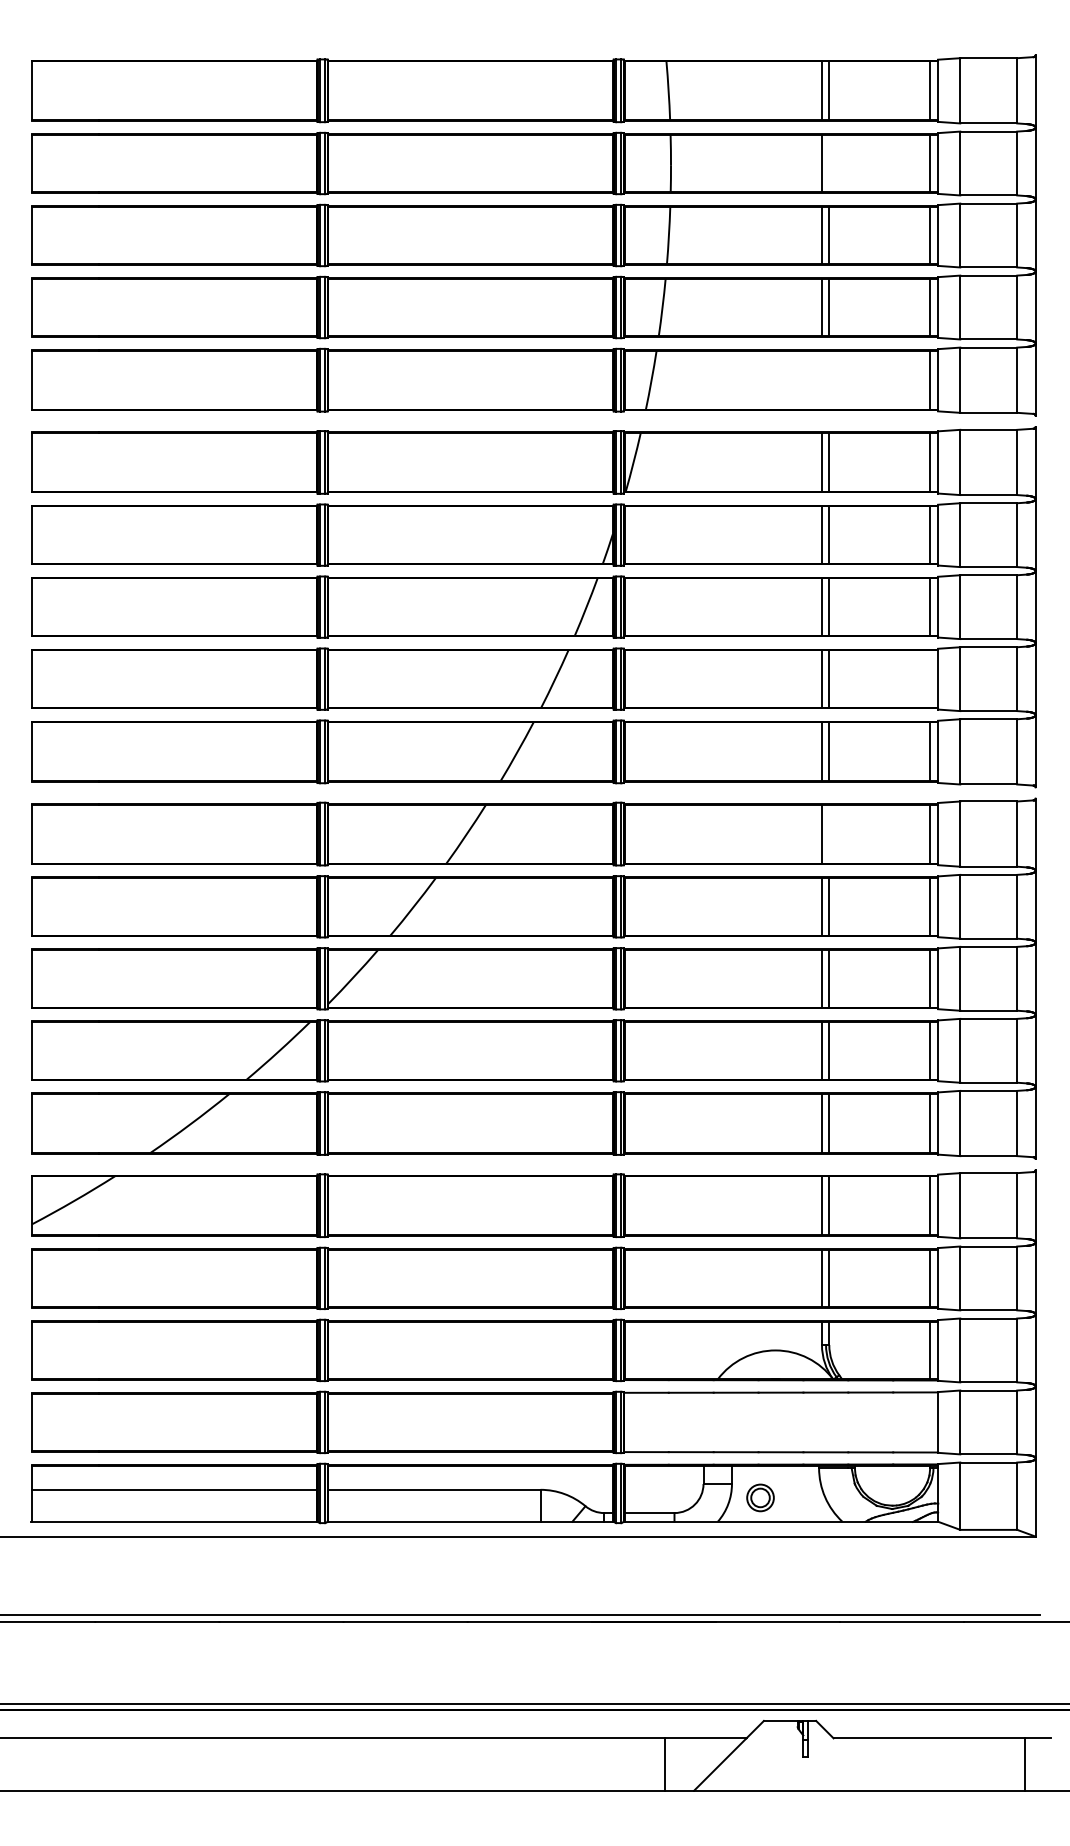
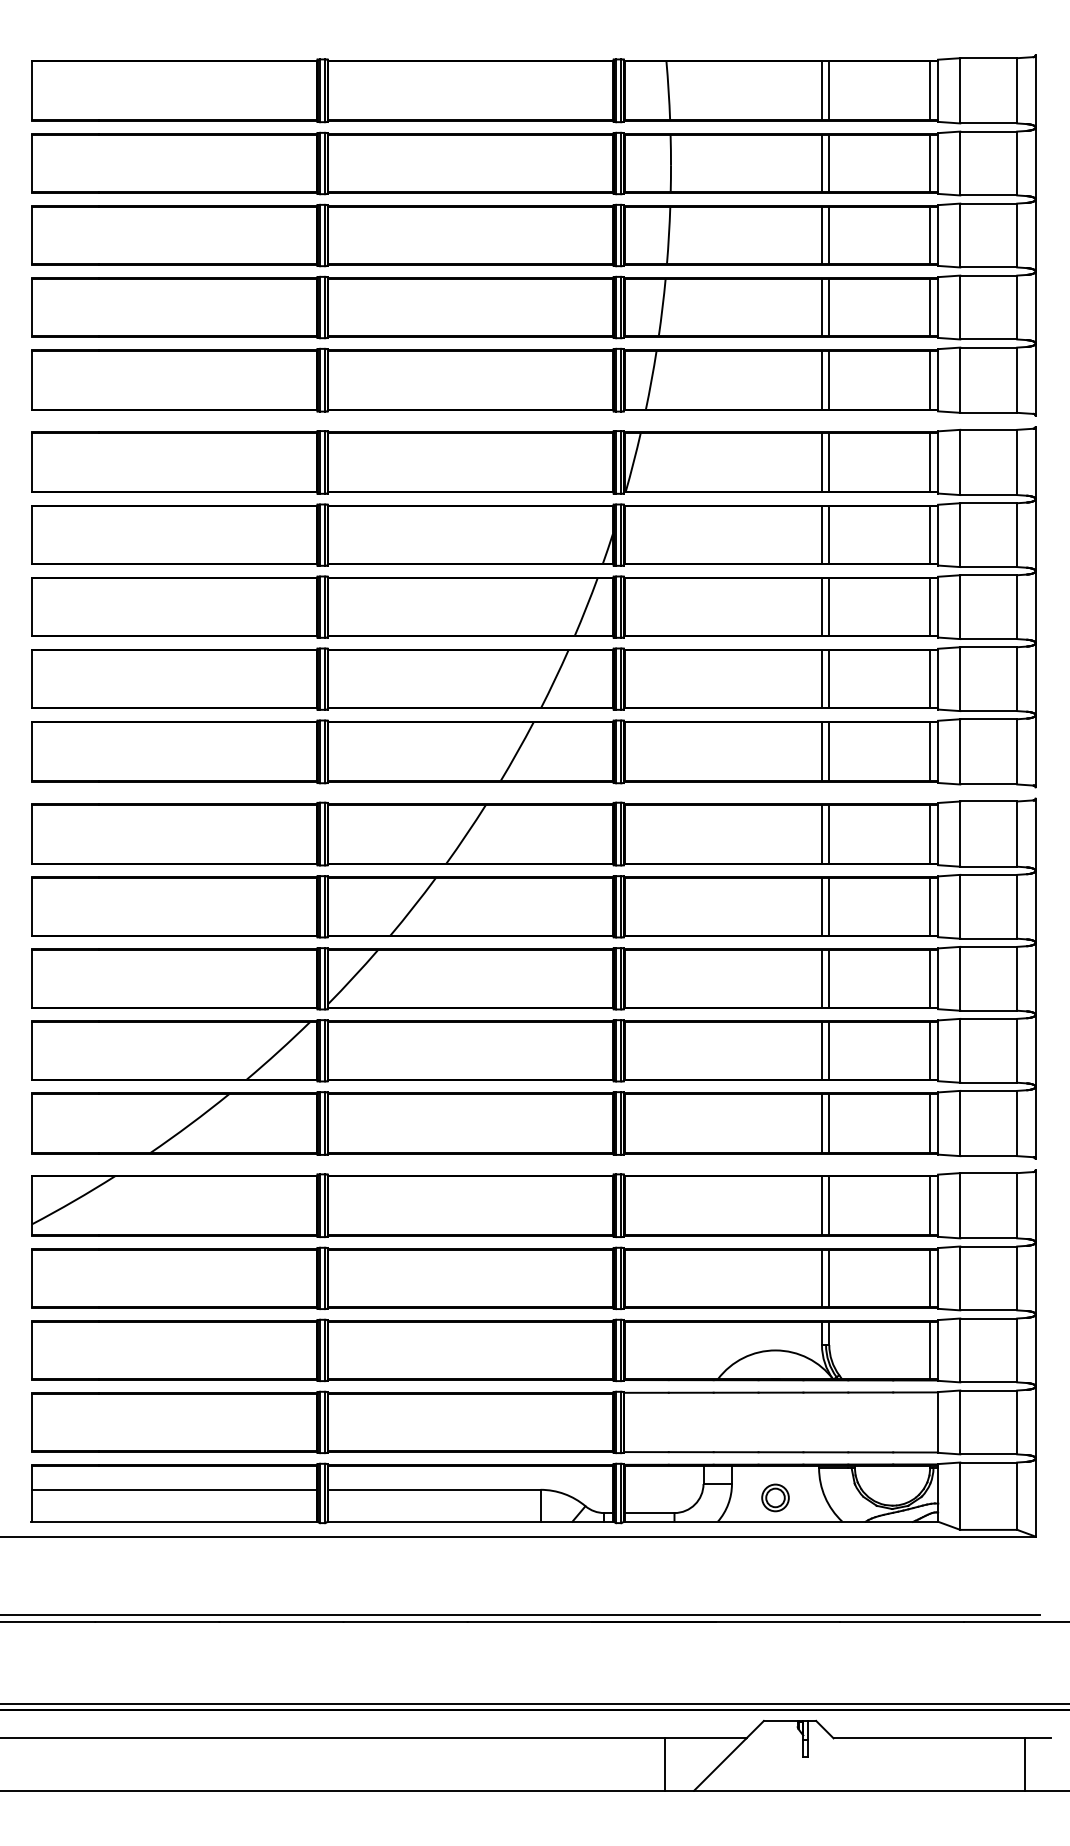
line: none -> present (829, 163)
line: none -> present (821, 379)
line: none -> present (829, 379)
line: none -> present (930, 678)
line: none -> present (829, 833)
part position: (760, 1497) -> (775, 1497) (775, 1497)
